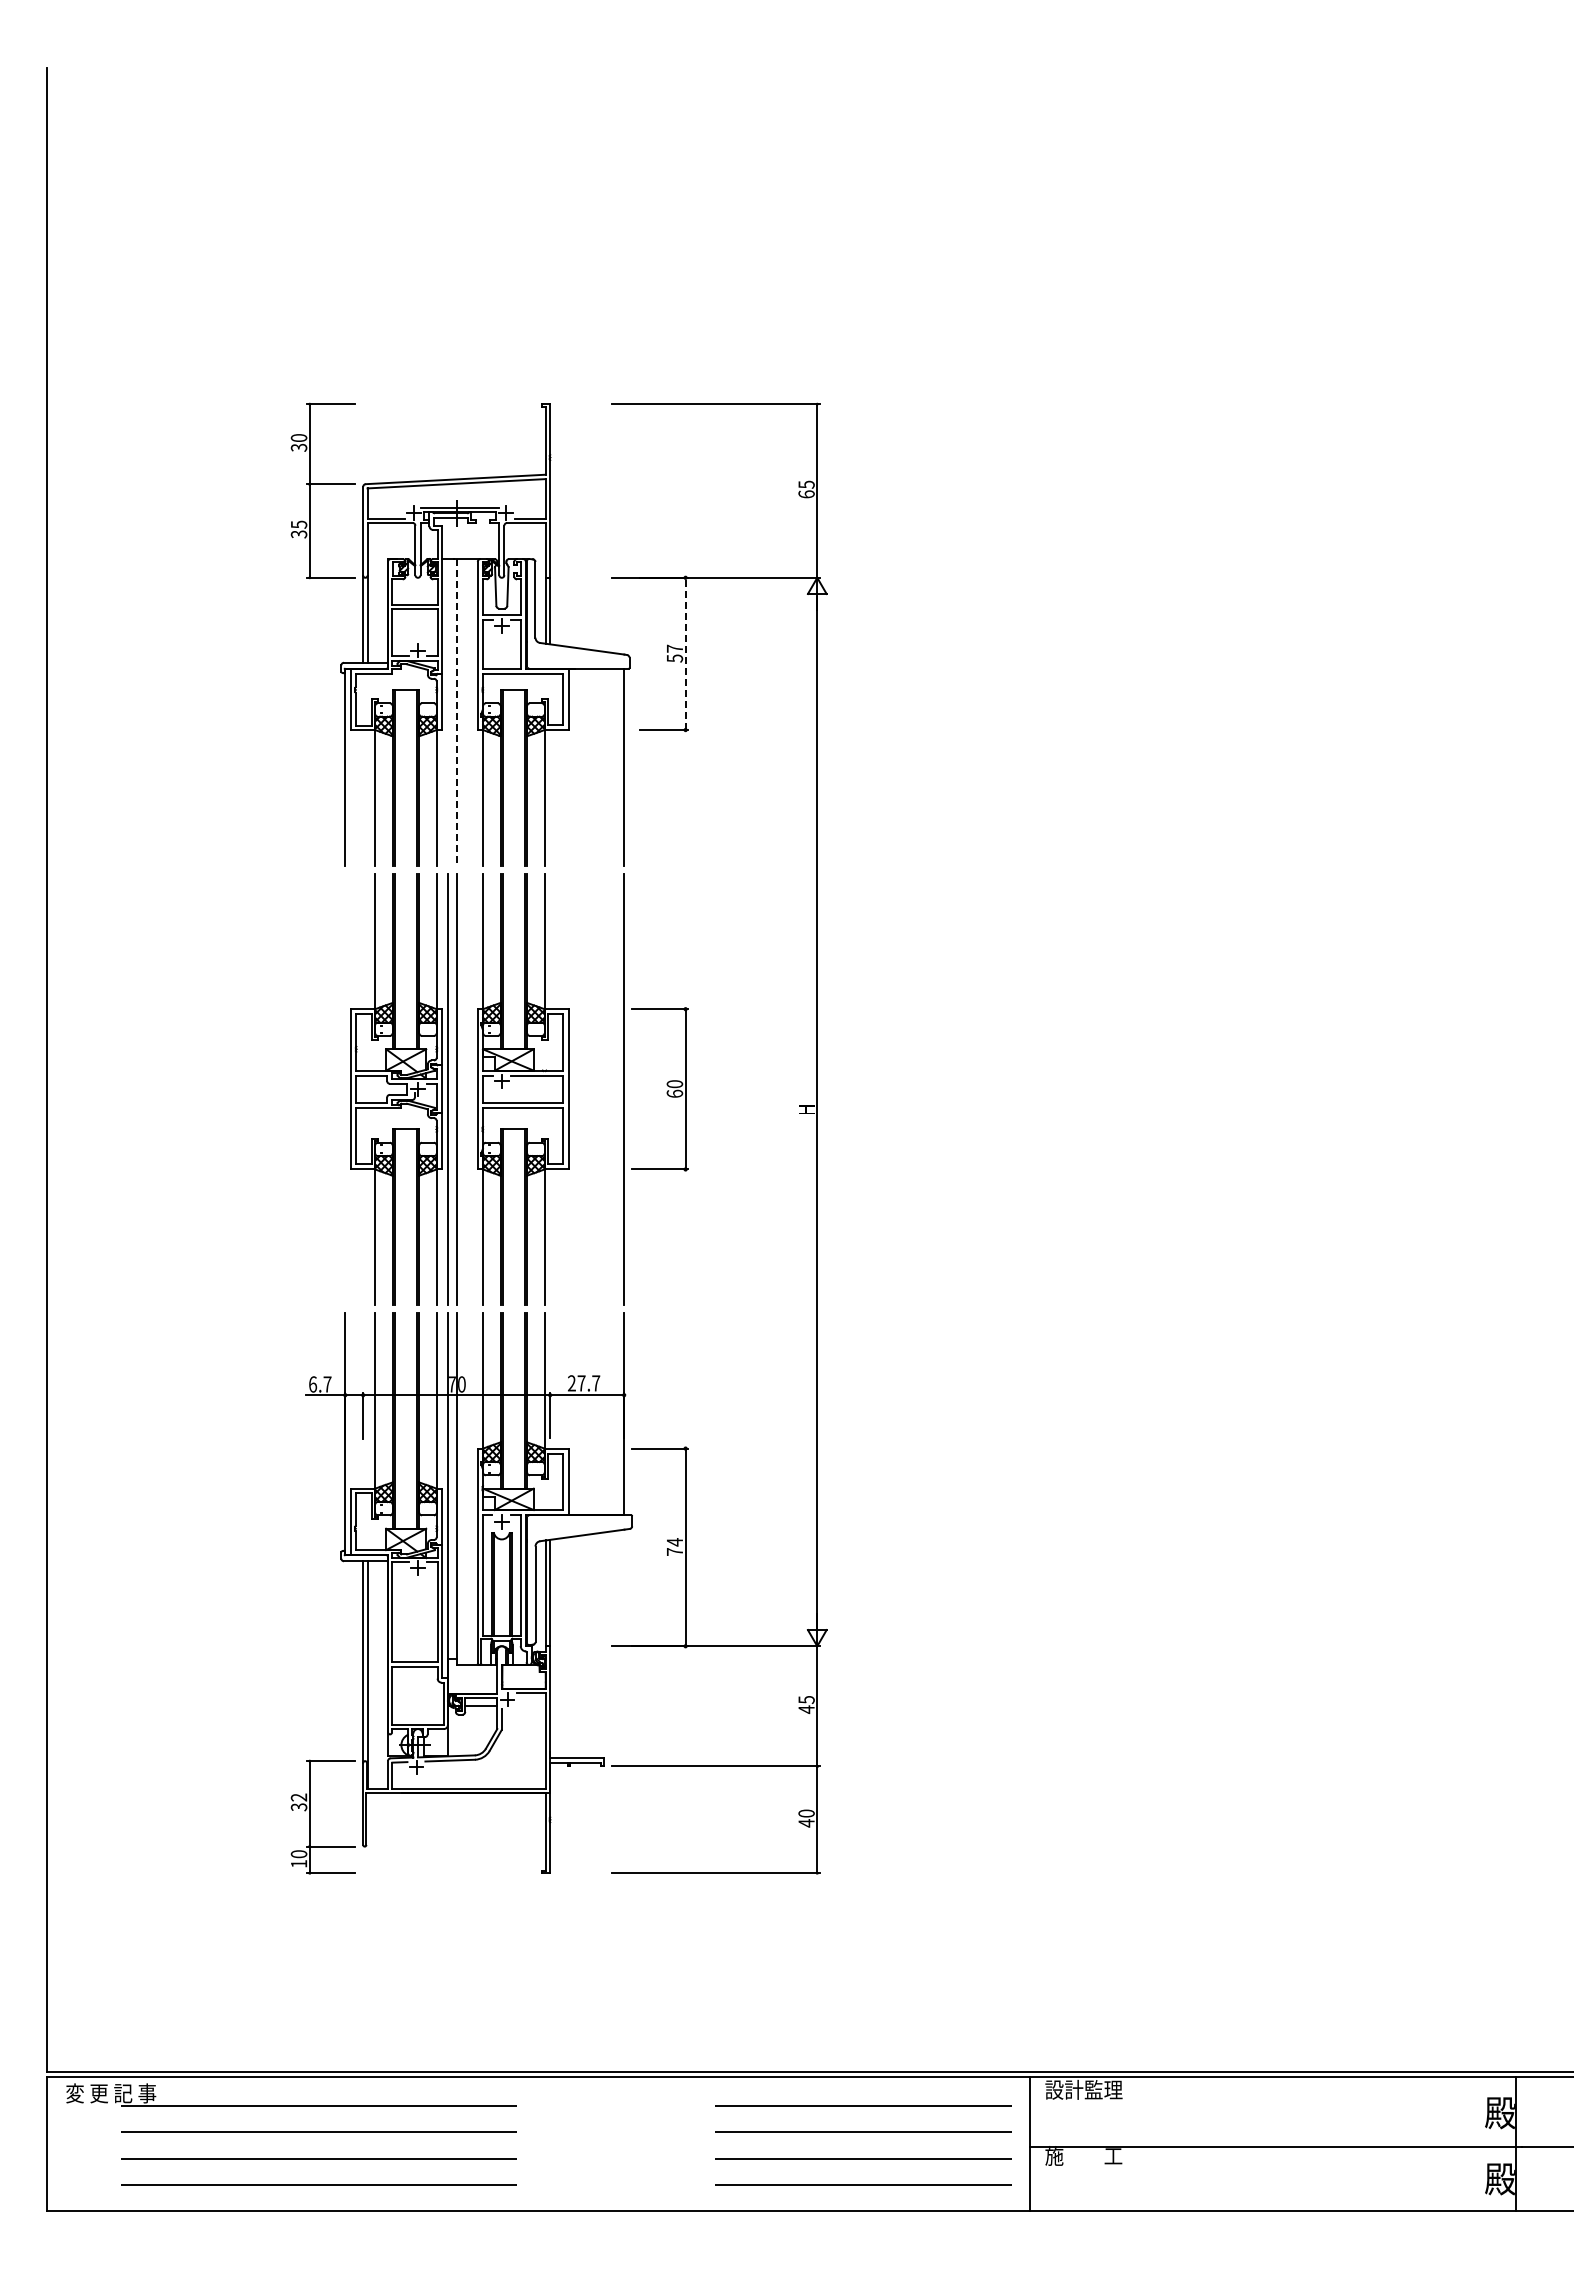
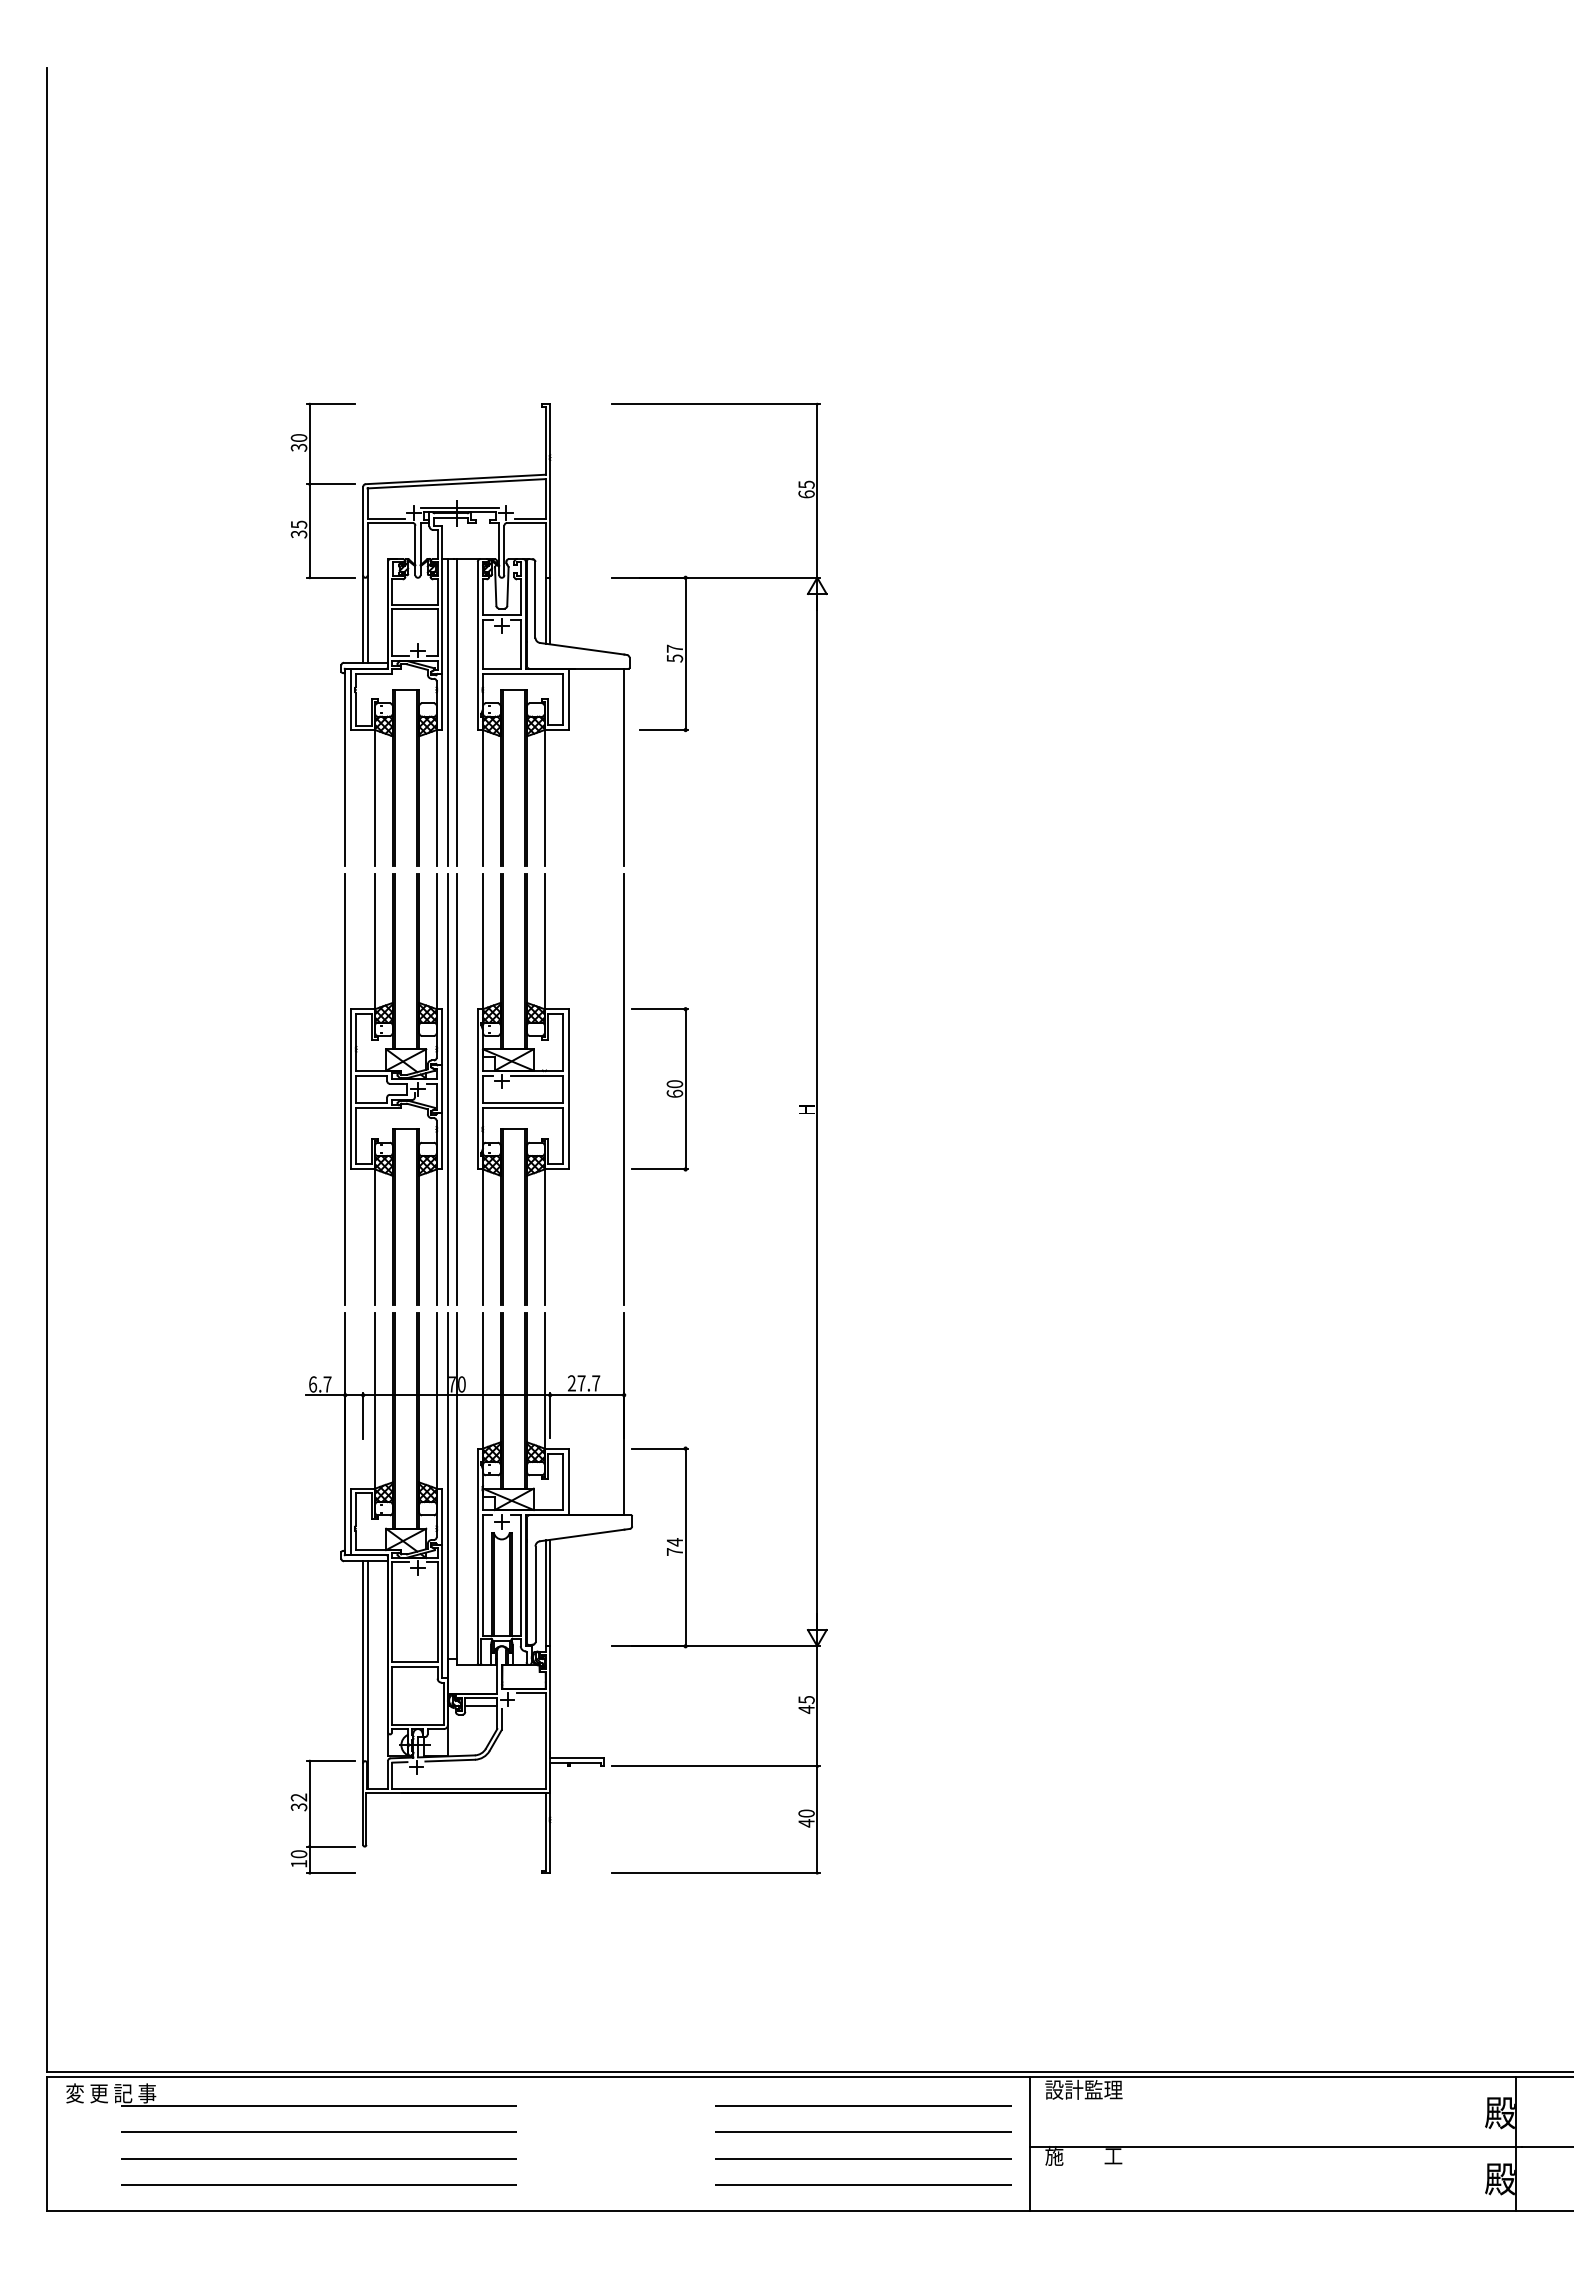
line: dashed -> solid (685, 653)
line: none -> present (447, 712)
line: dashed -> solid (457, 712)
line: none -> present (345, 1089)
